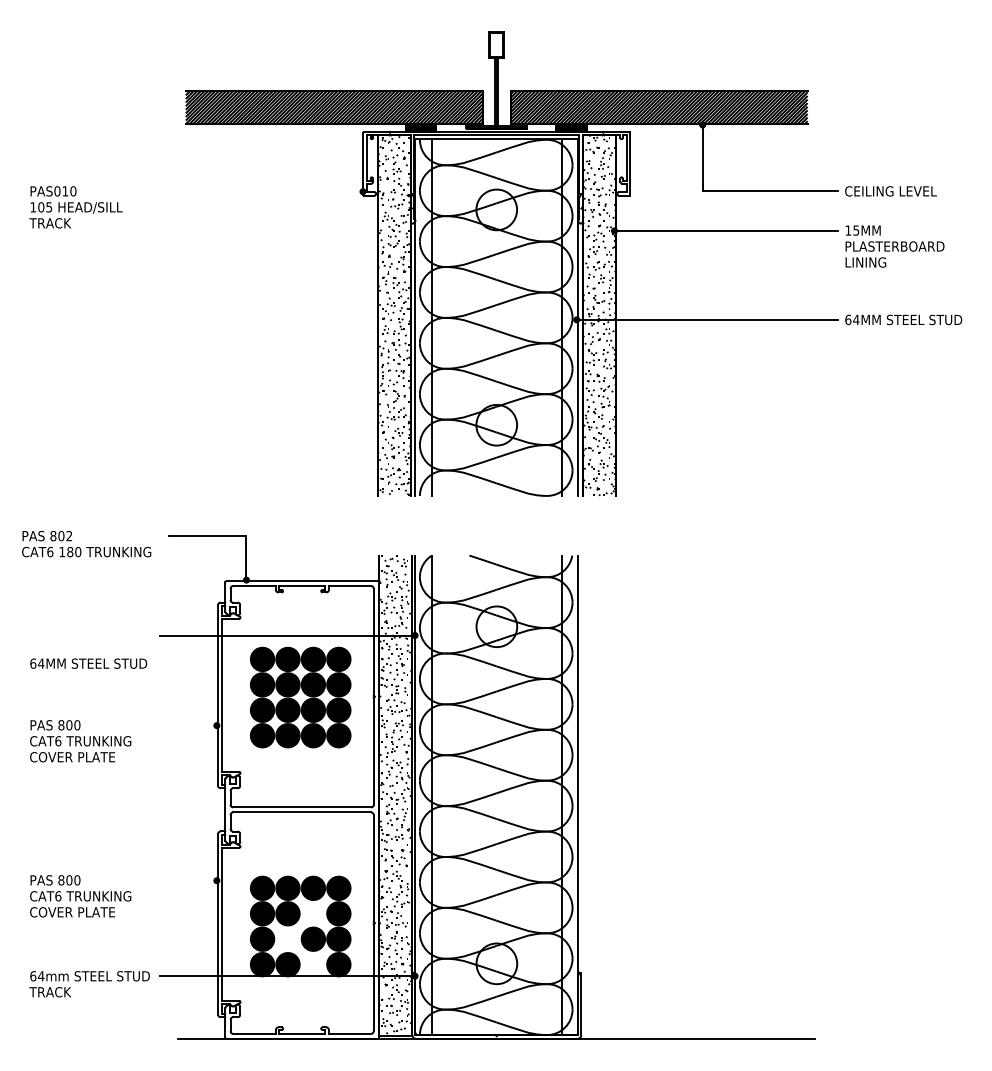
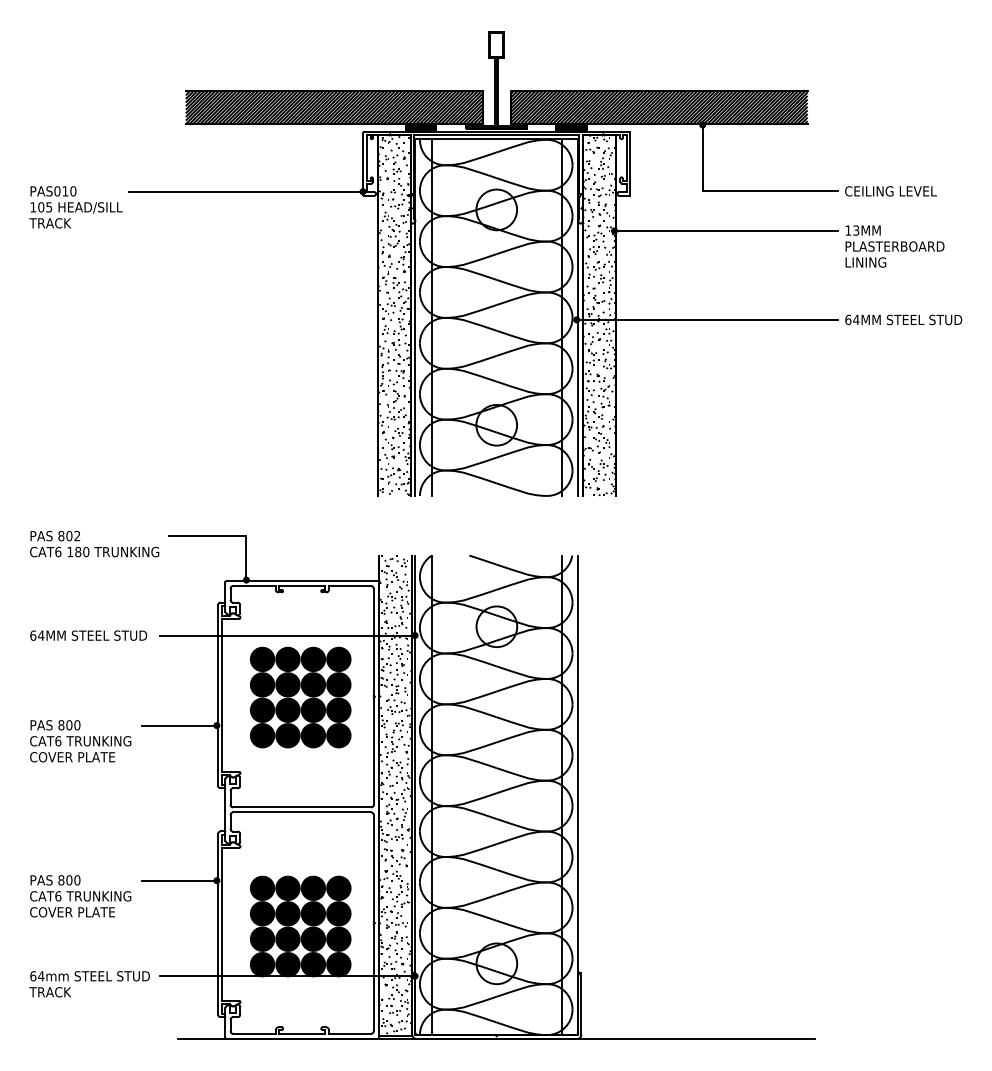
line: none -> present (245, 191)
text: 15MM -> 13MM (856, 229)
text position: (86, 543) -> (94, 543) (94, 543)
text position: (88, 663) -> (88, 635) (88, 635)
line: none -> present (178, 725)
line: none -> present (178, 880)
fill: none -> present (313, 913)
fill: none -> present (287, 938)
fill: none -> present (313, 964)
